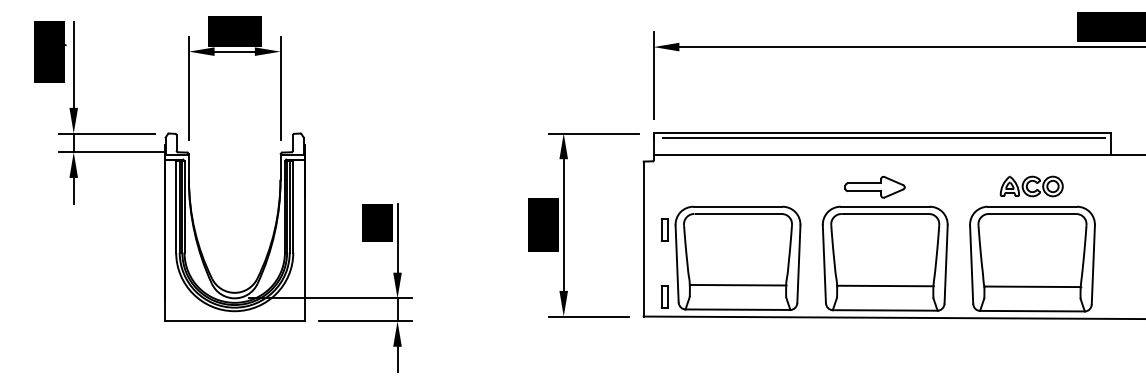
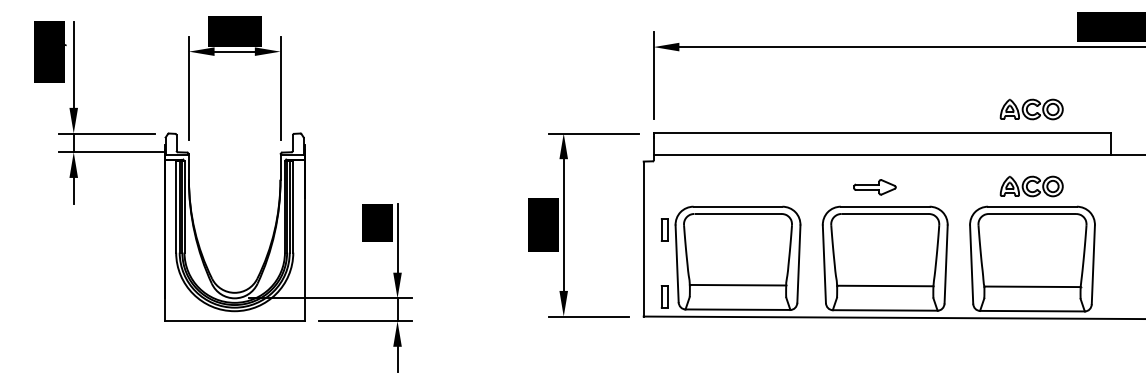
part: none -> present (1031, 109)
line: present -> none (883, 138)
part size: 62x23 px -> 44x17 px (874, 187)
